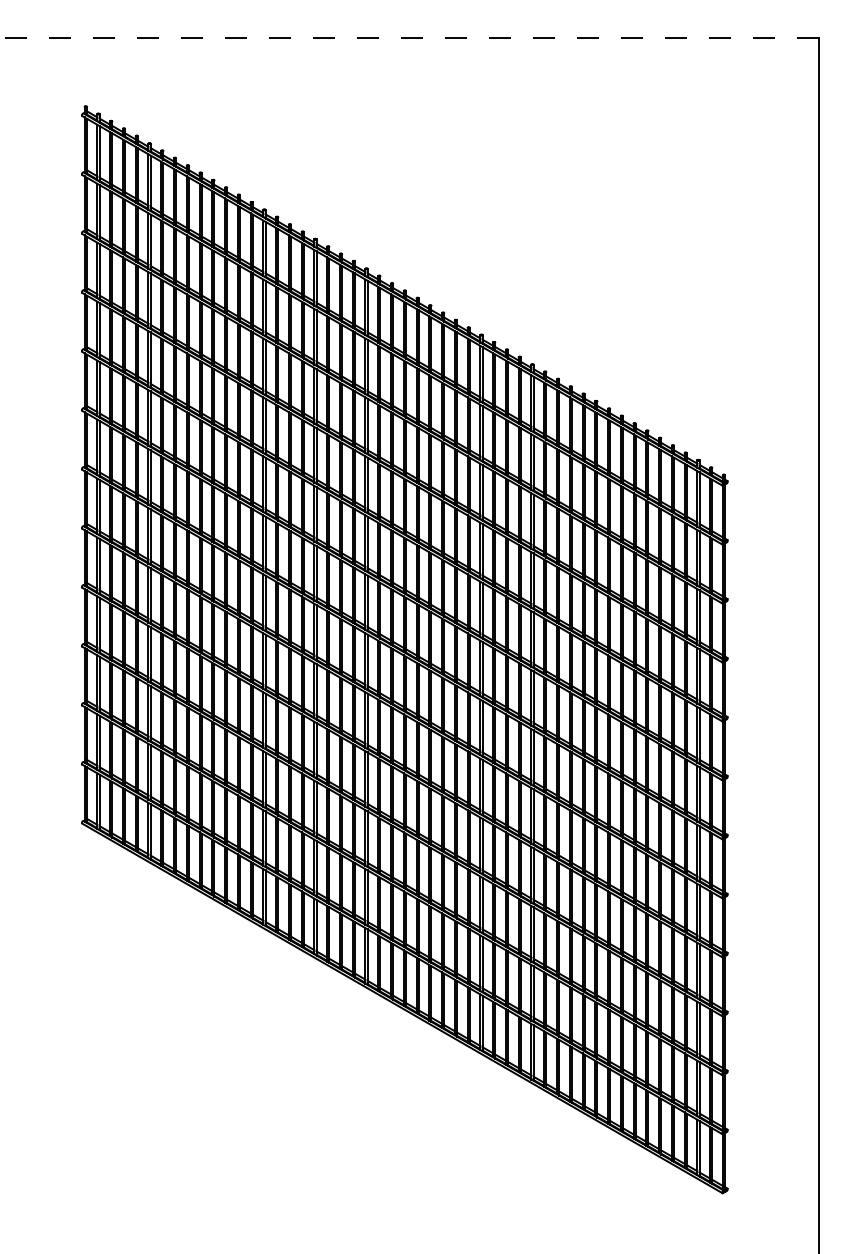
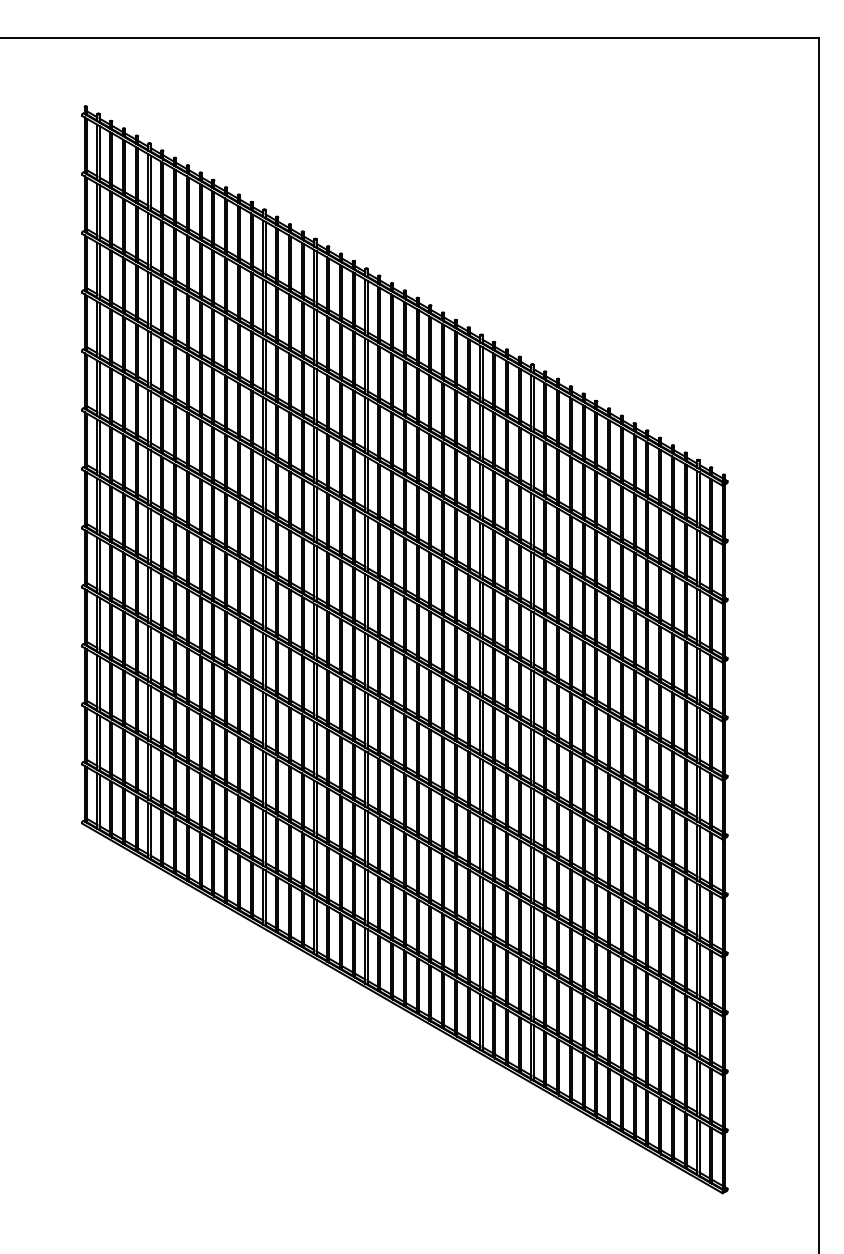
line: dashed -> solid (409, 37)
